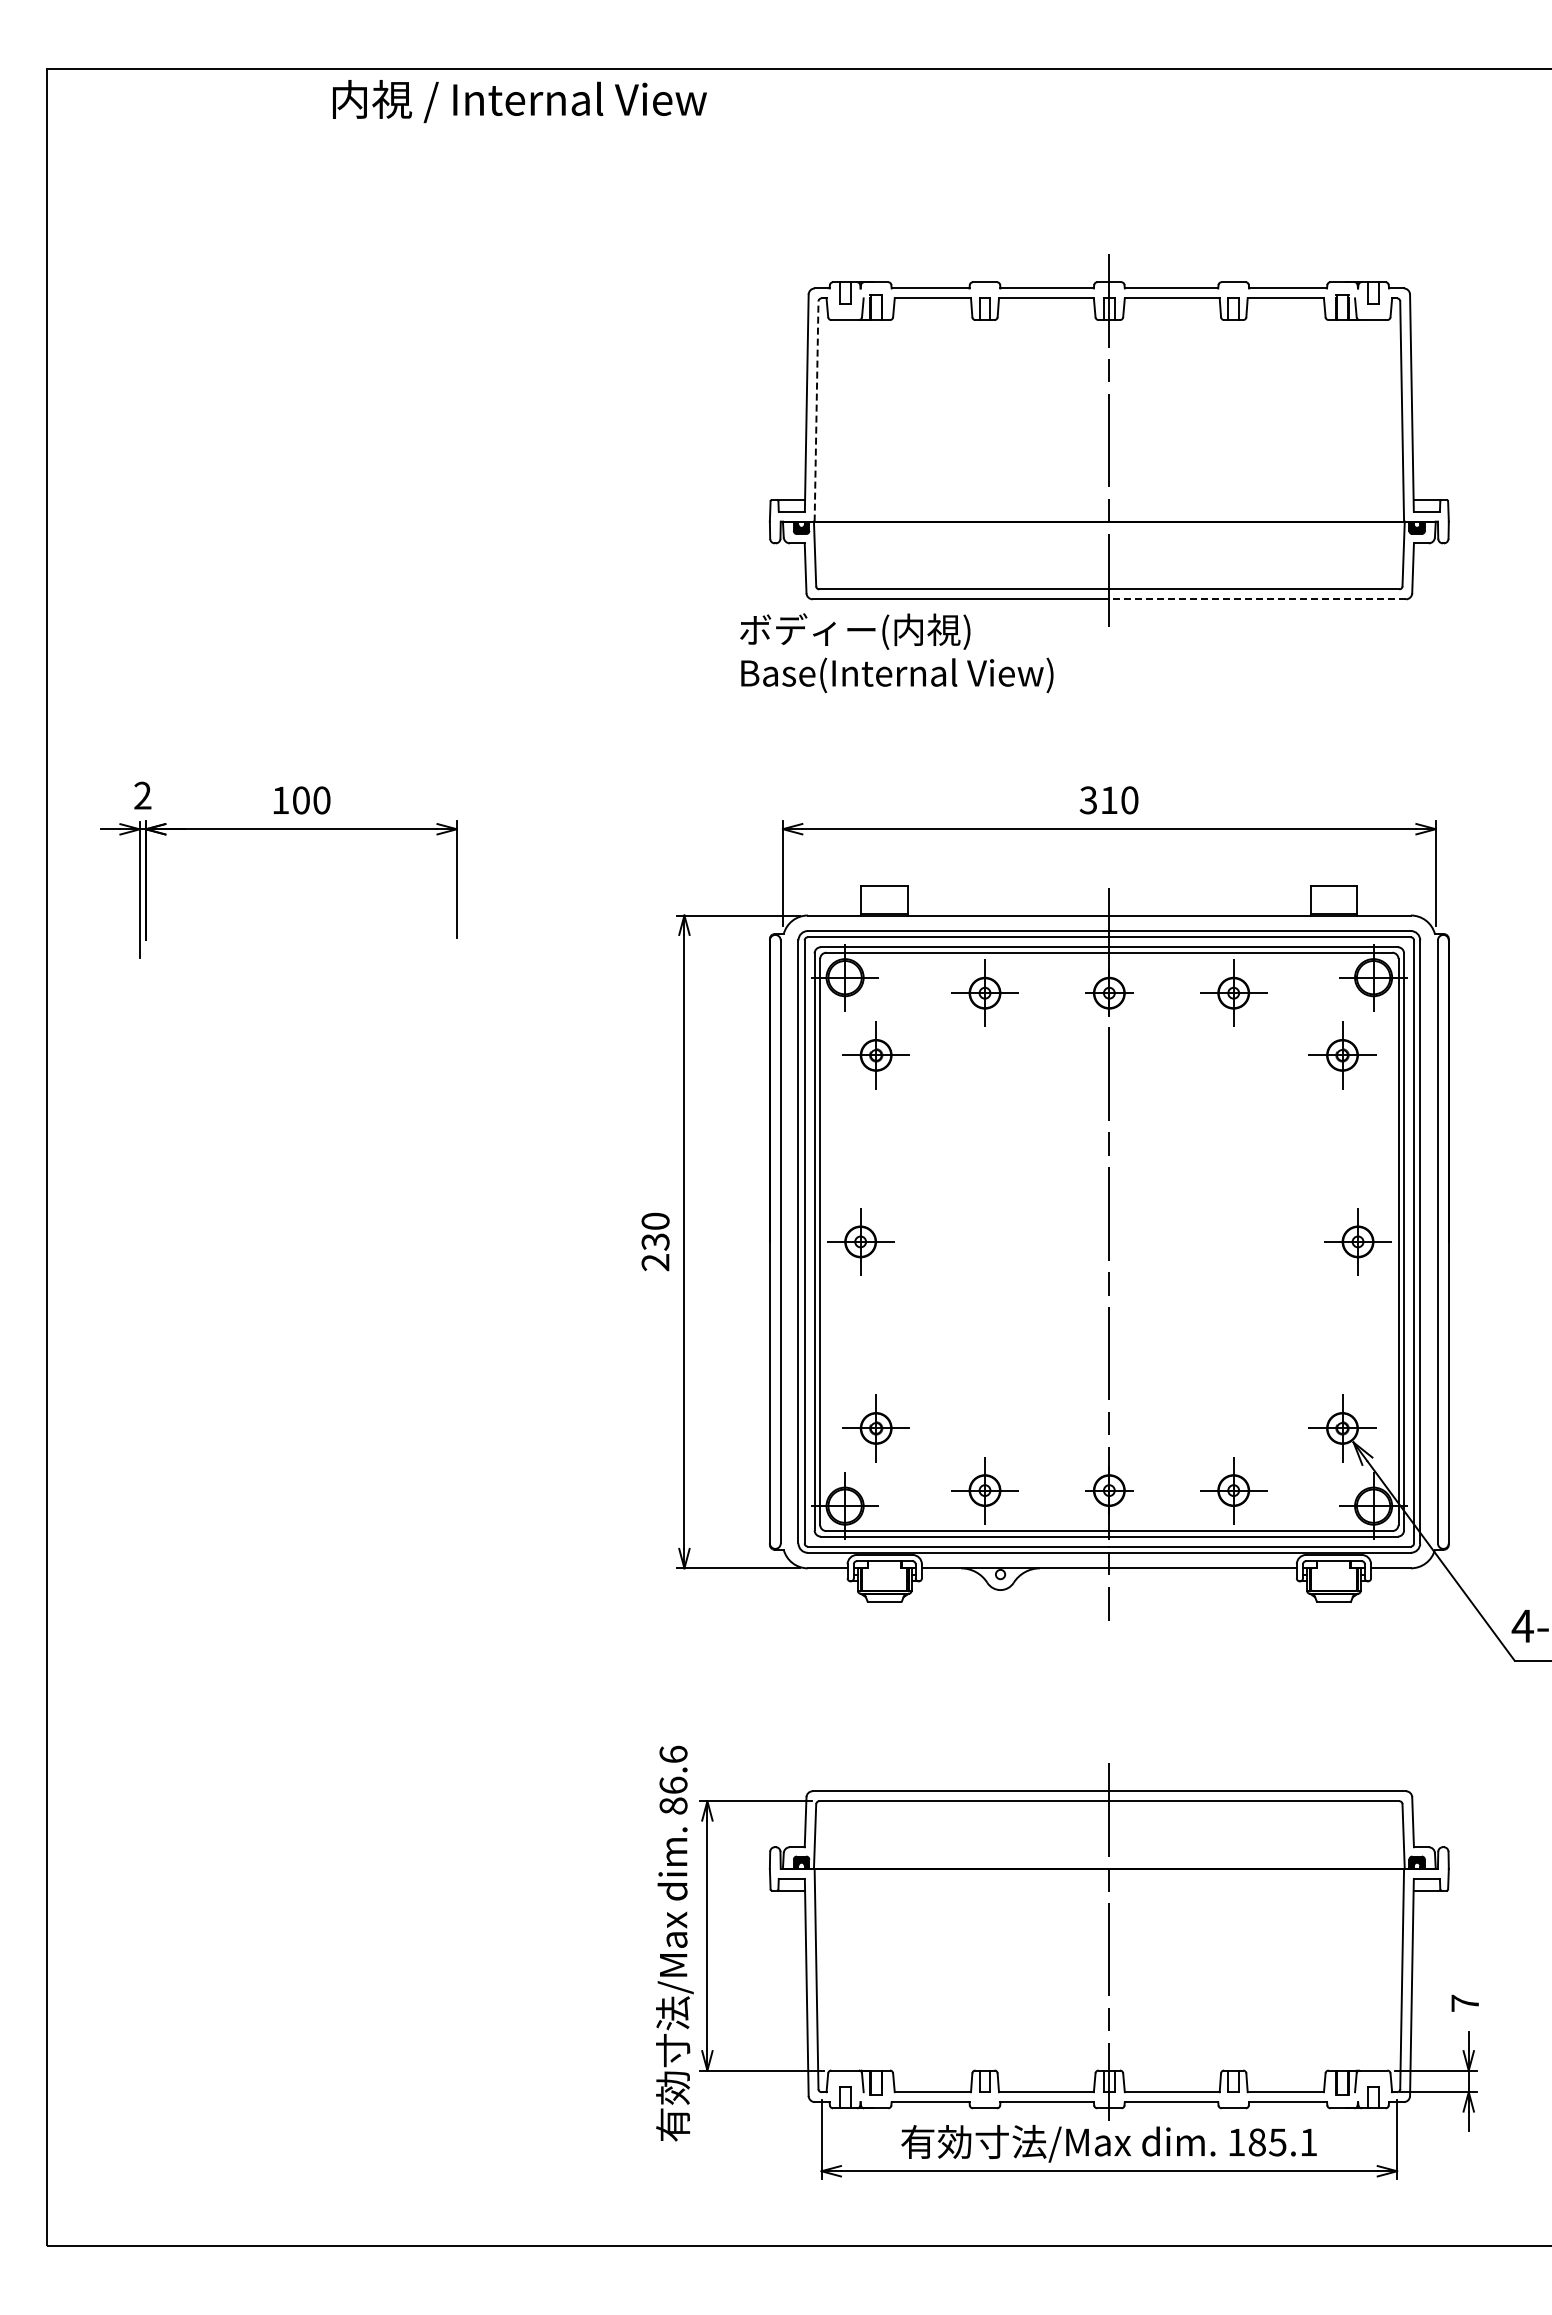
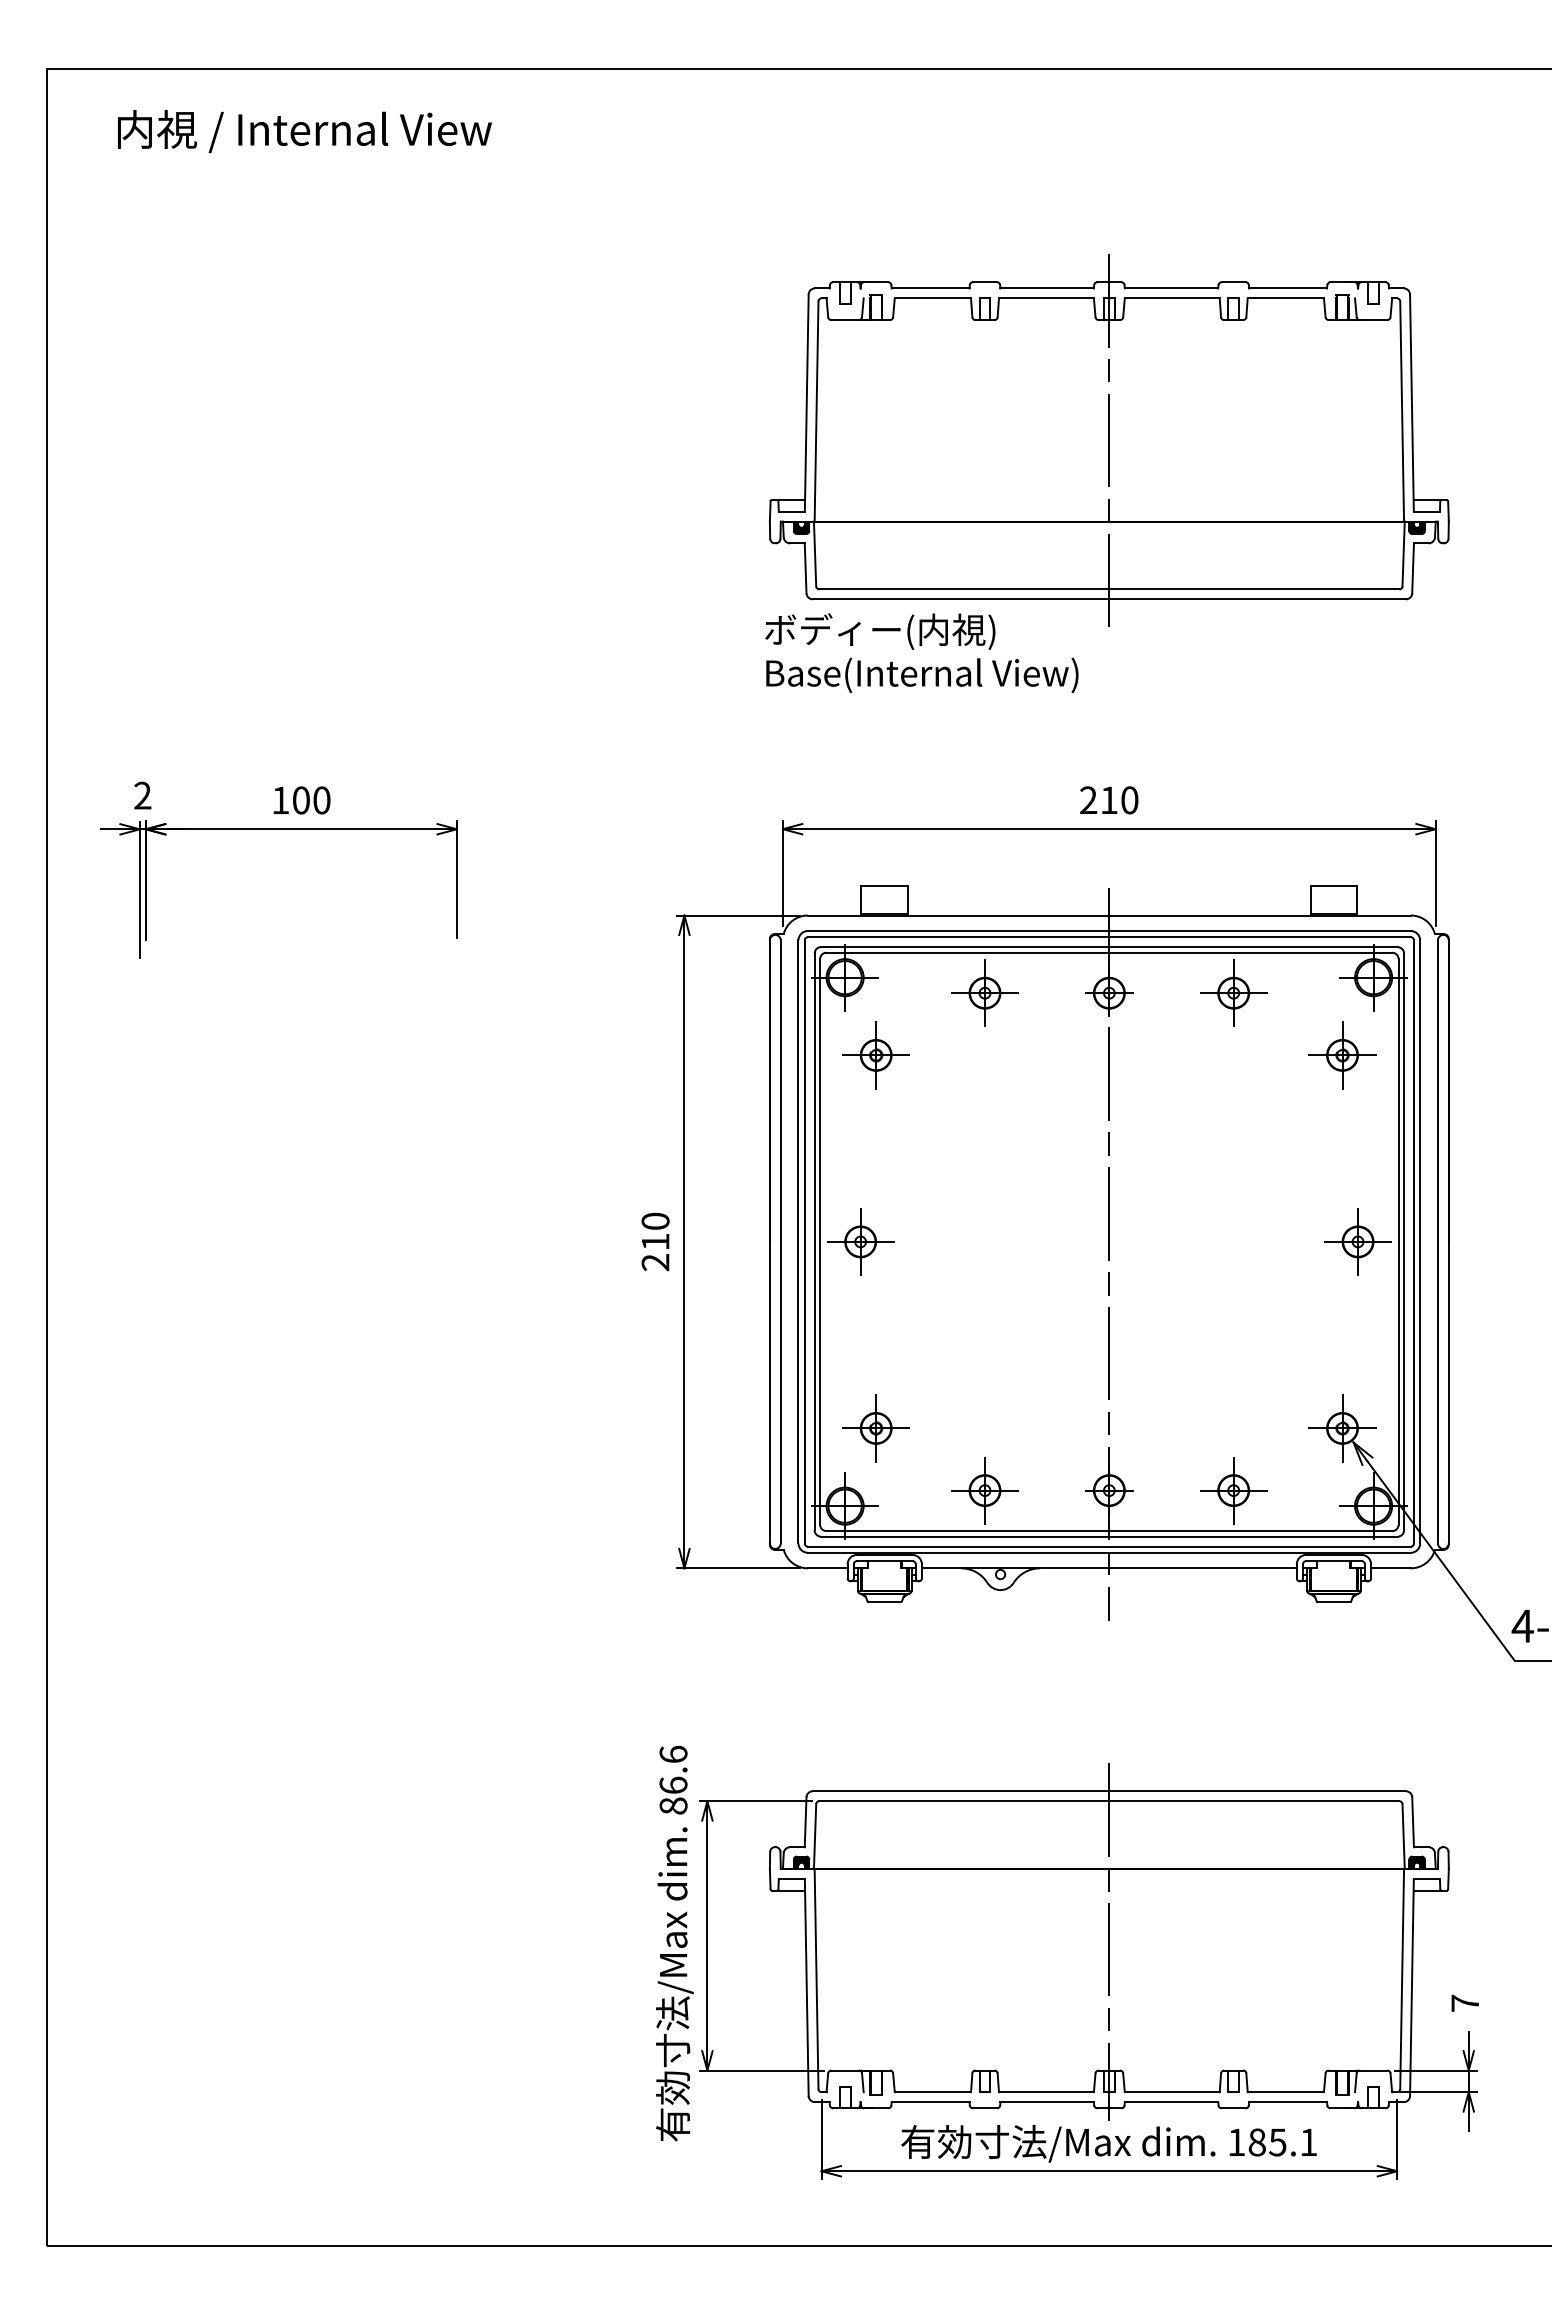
text position: (519, 101) -> (304, 131) (304, 131)
line: dashed -> solid (816, 411)
line: dashed -> solid (1257, 599)
text position: (896, 653) -> (921, 653) (921, 653)
text: 310 -> 210 (1088, 800)
text: 230 -> 210 (655, 1241)
